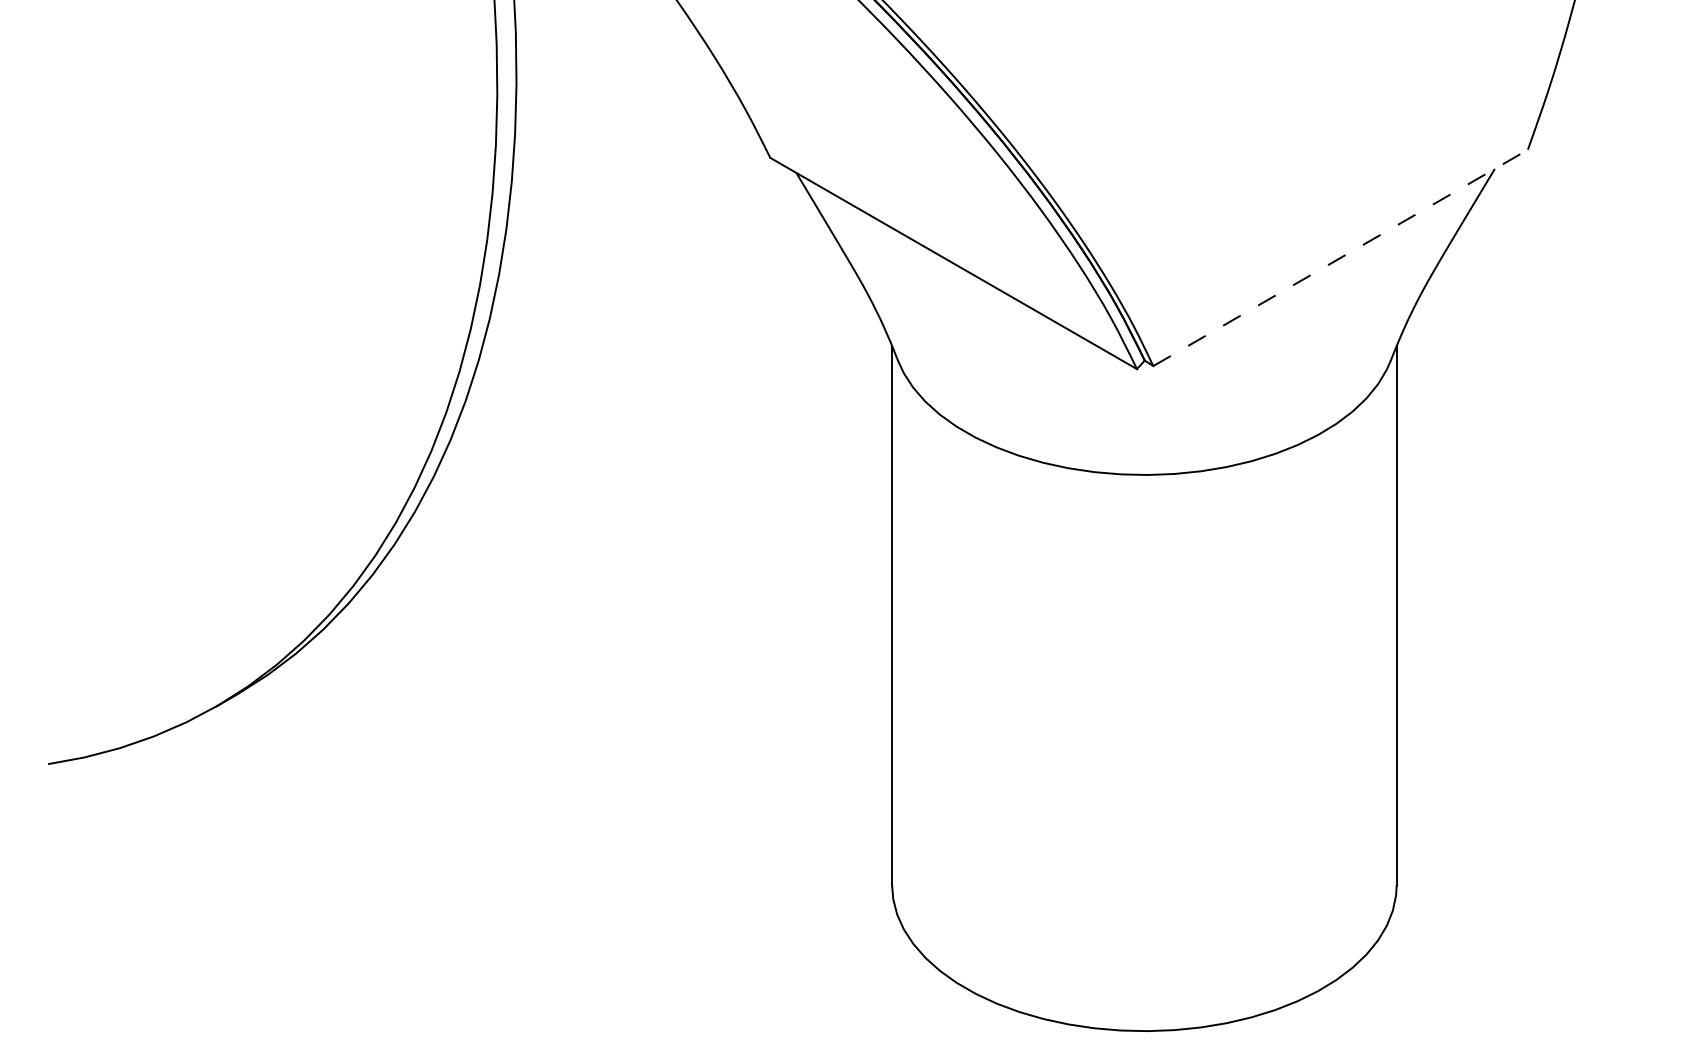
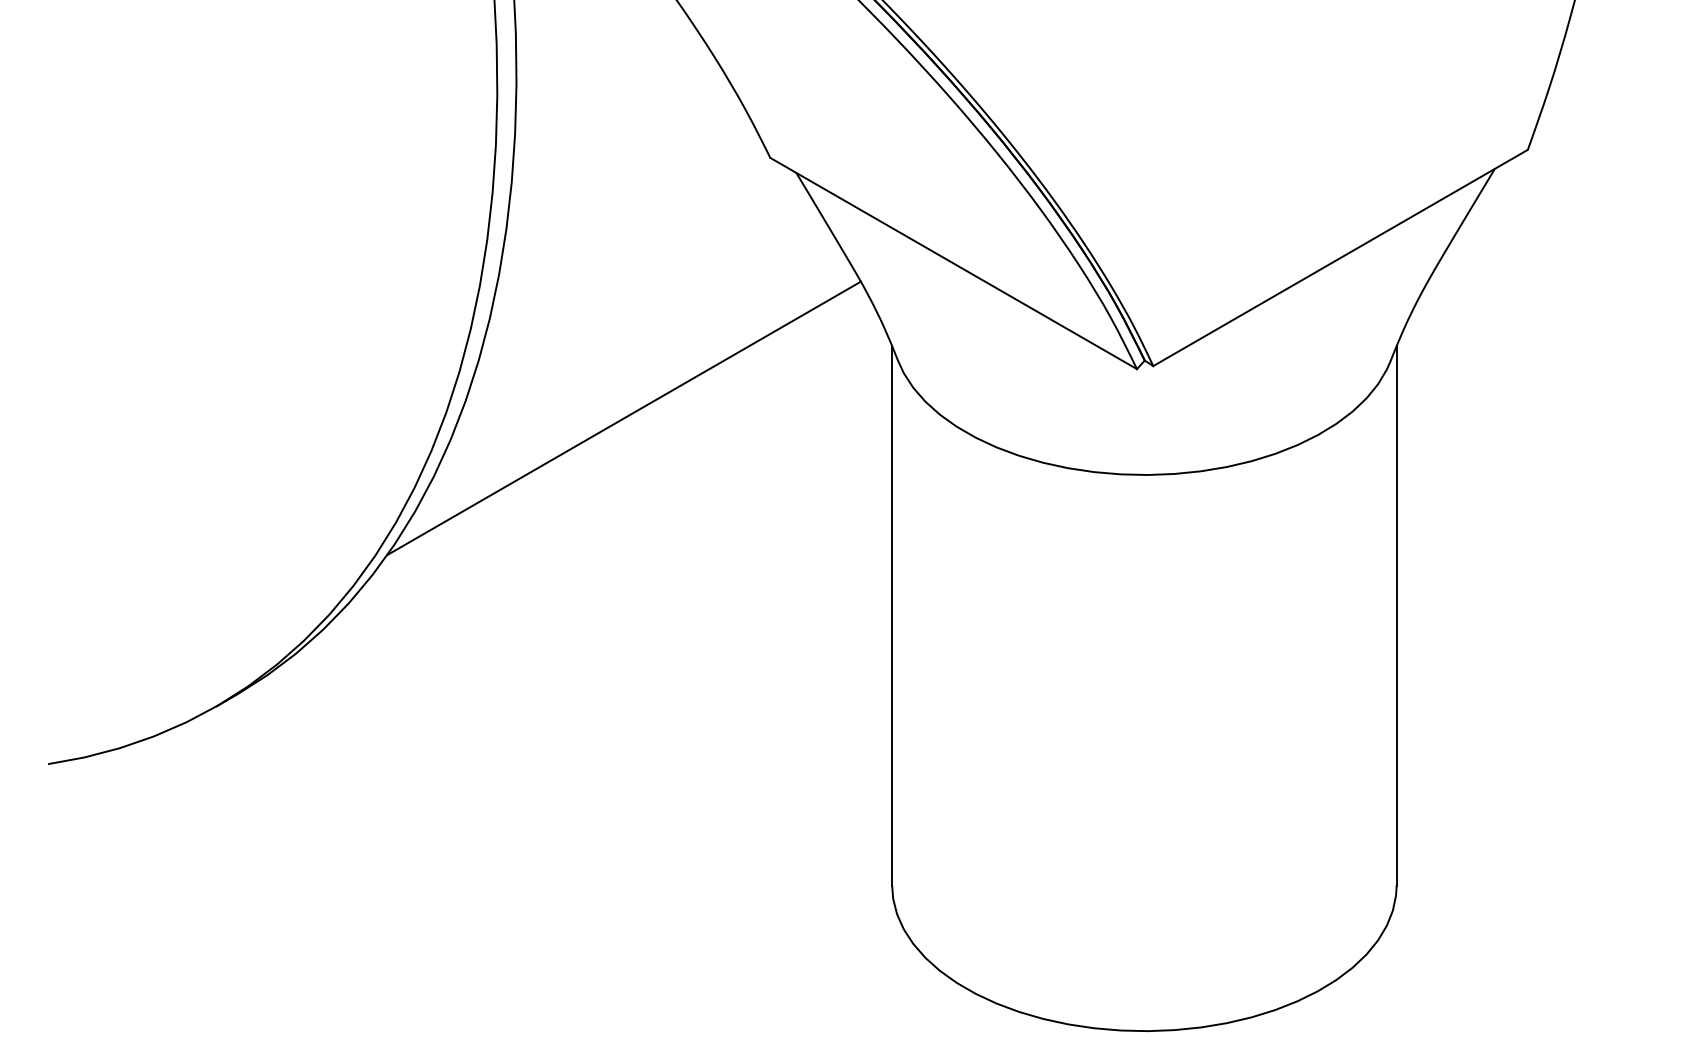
line: dashed -> solid (1341, 257)
line: none -> present (623, 418)
